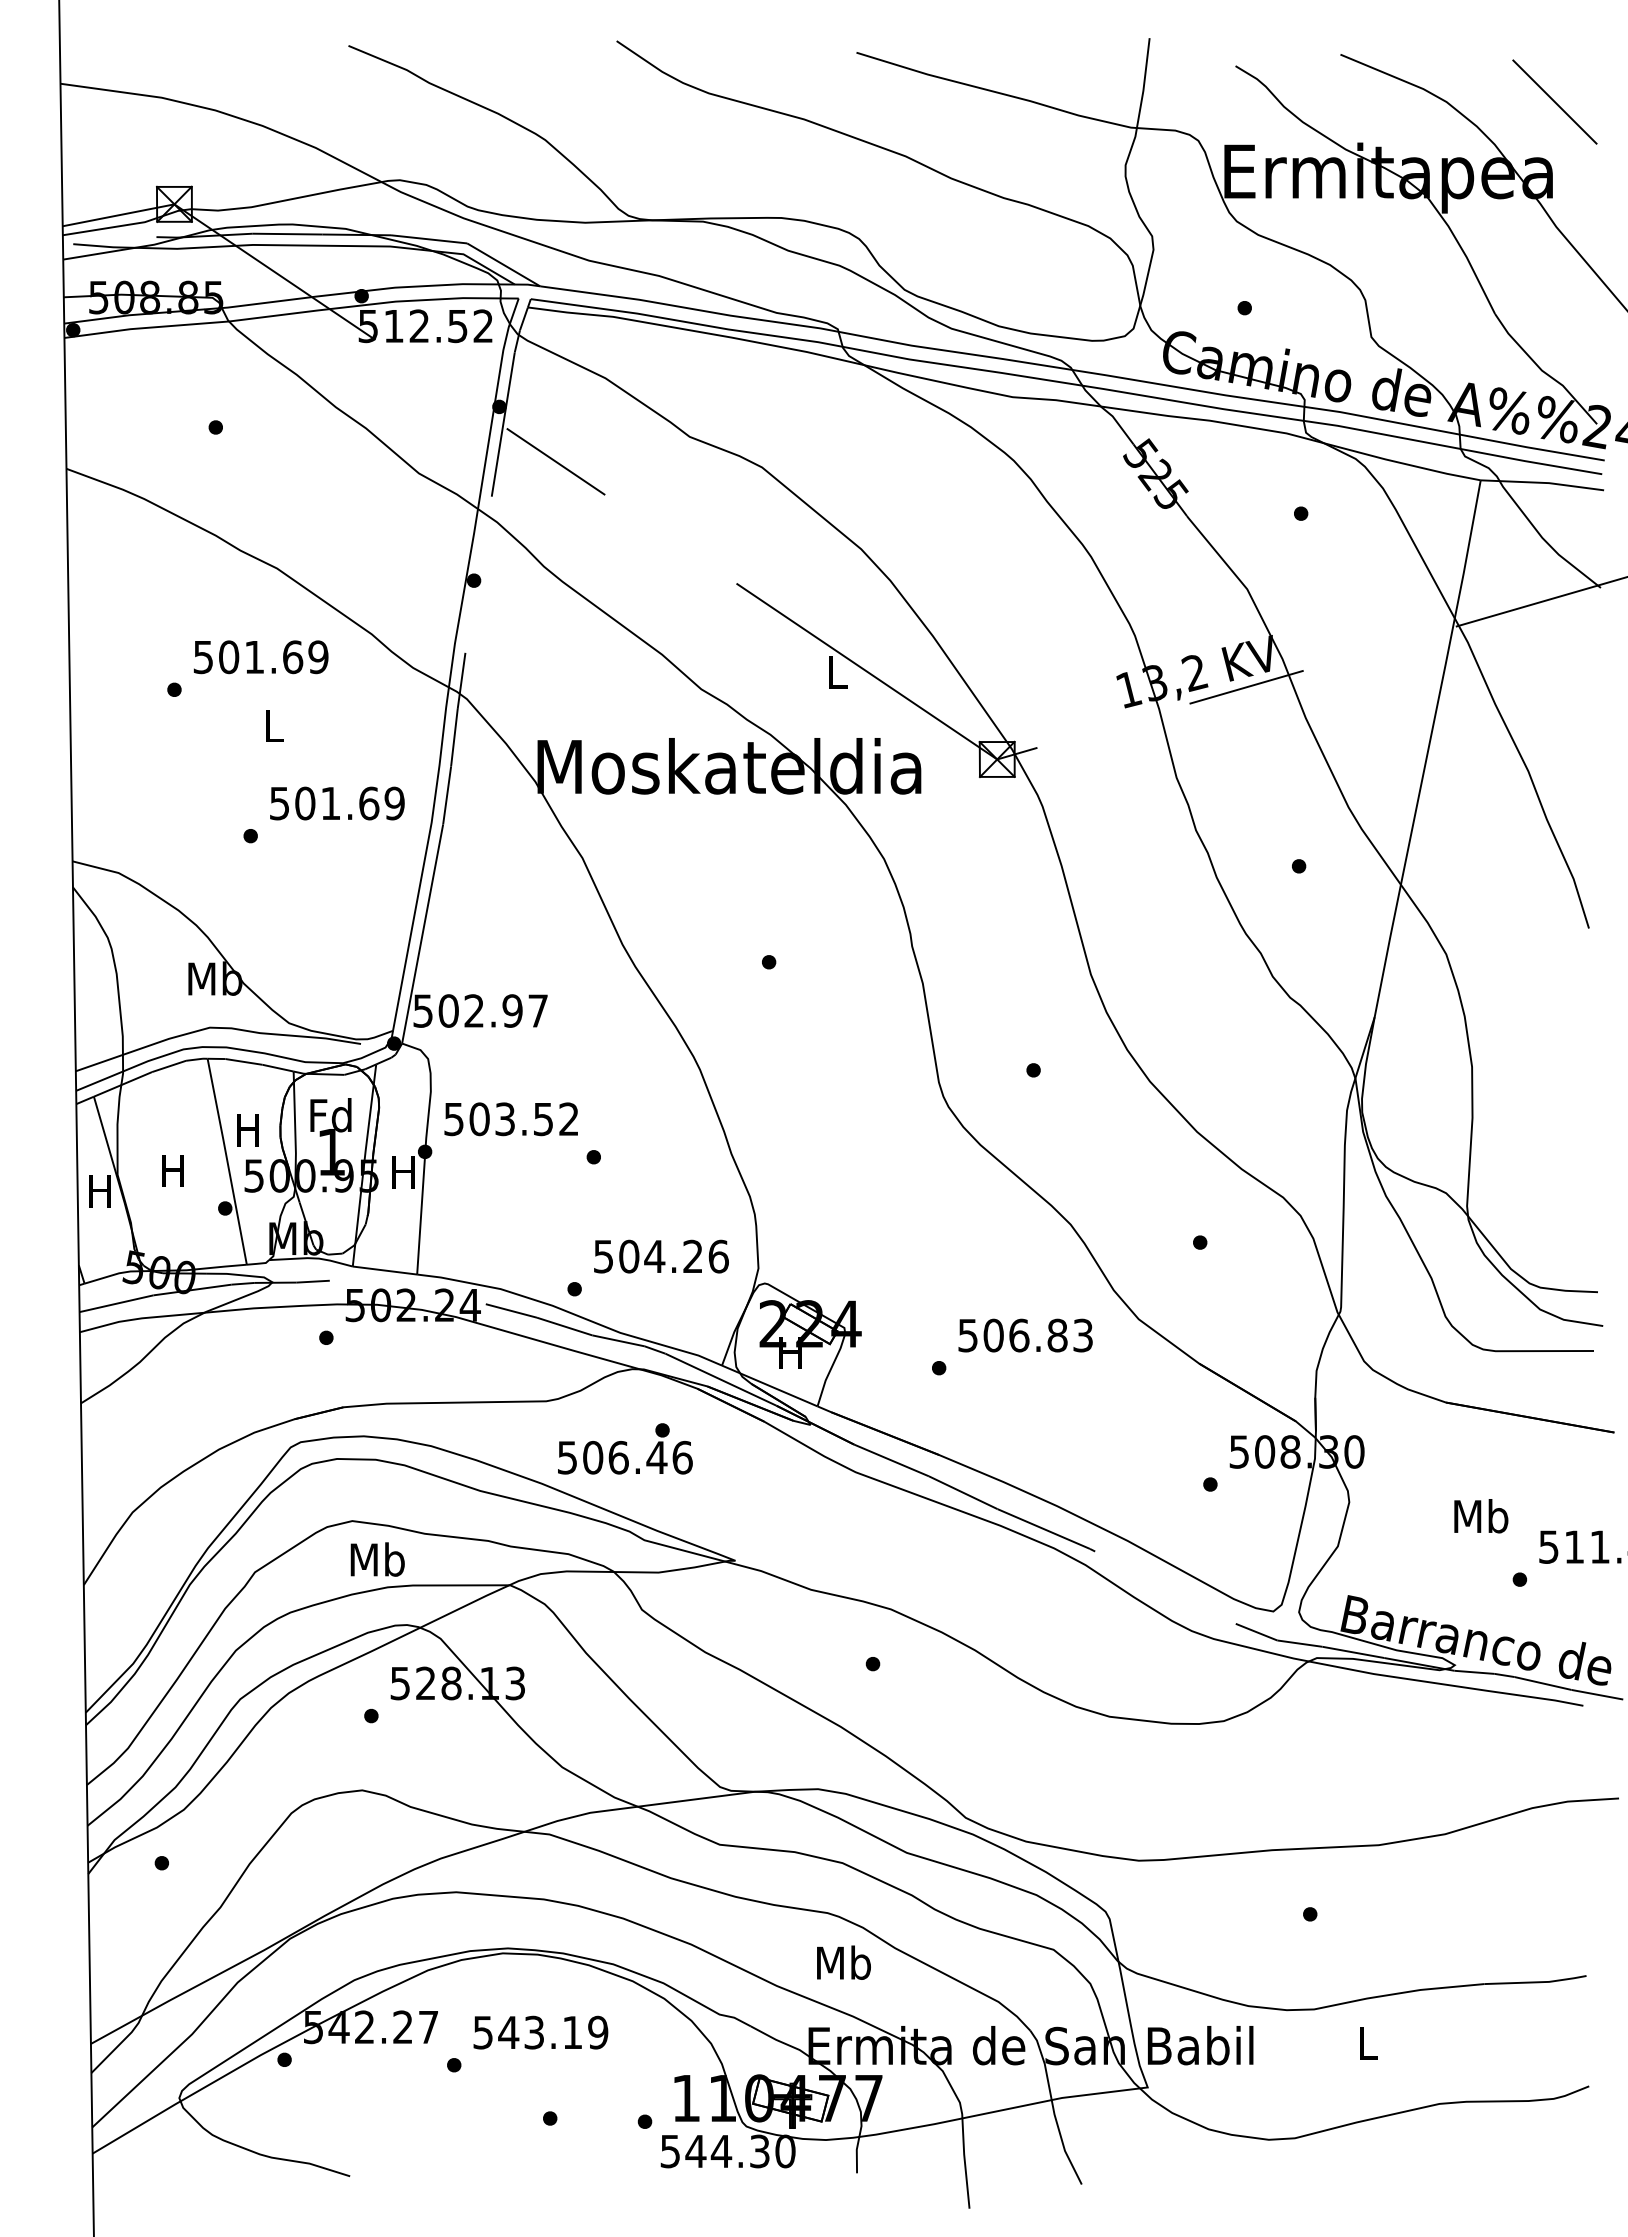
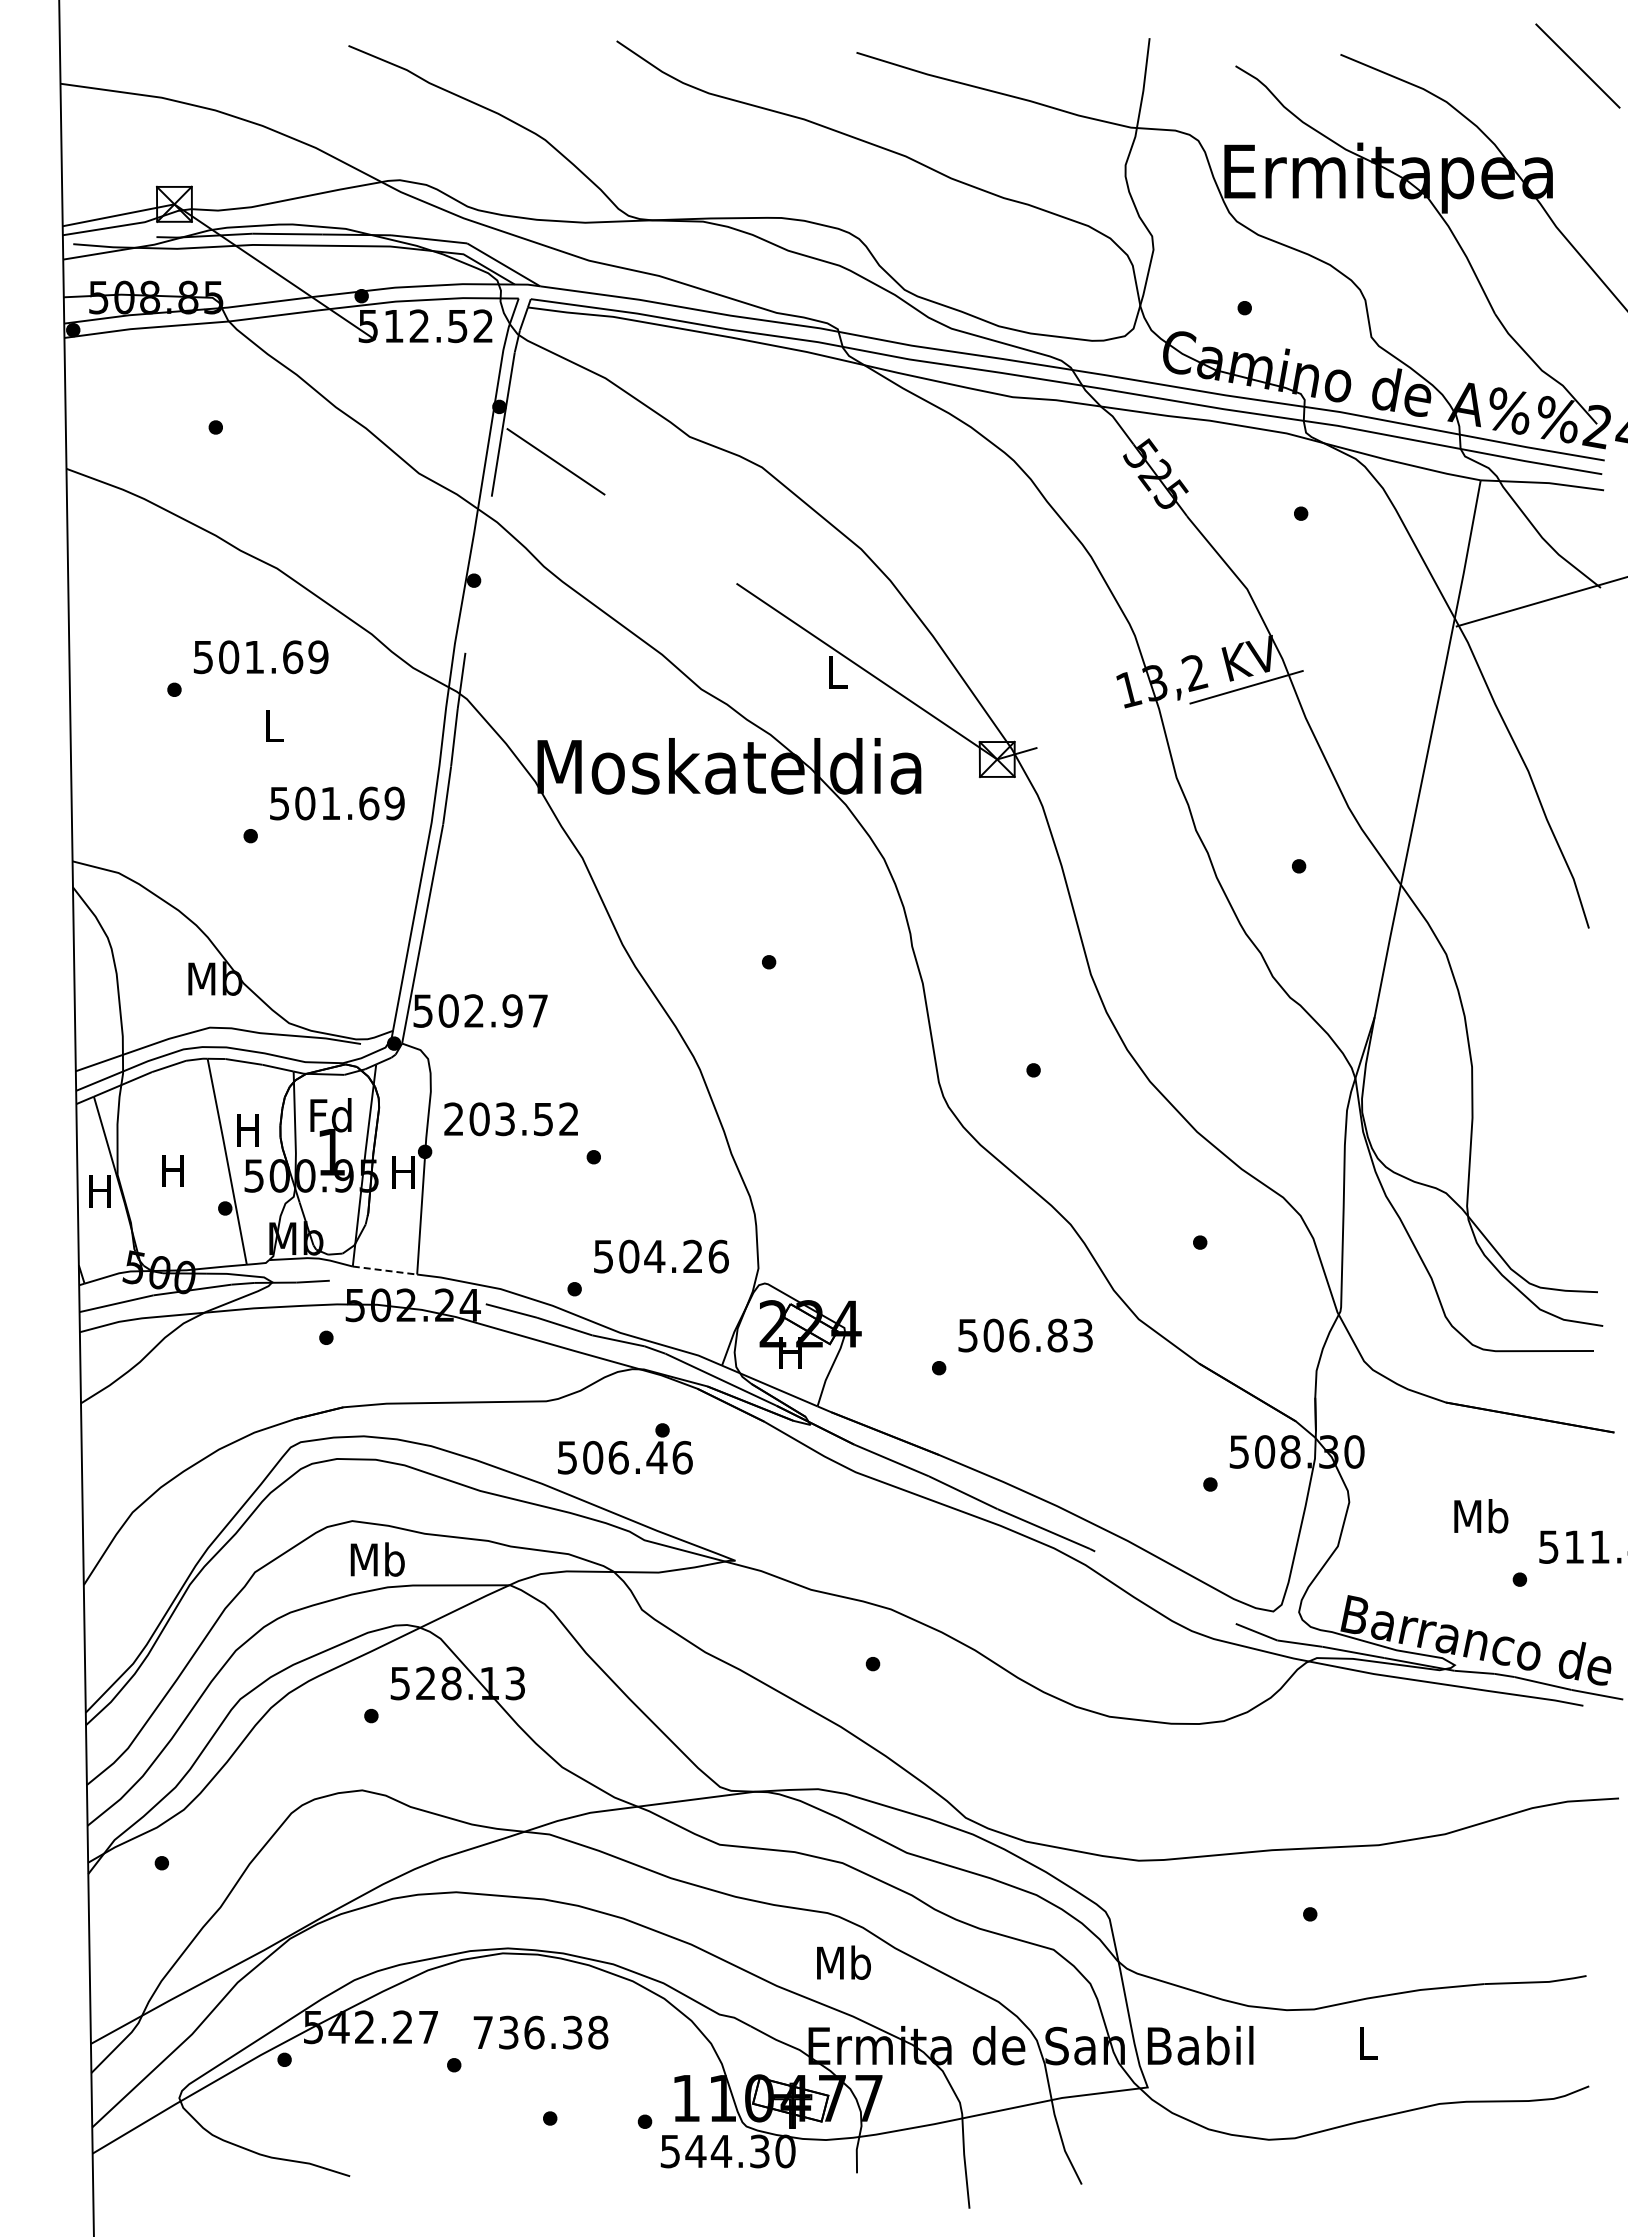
line position: (1554, 101) -> (1577, 65) (1577, 65)
text: 503.52 -> 203.52 (453, 1119)
line: solid -> dashed (385, 1270)
text: 543.19 -> 736.38 (540, 2032)
